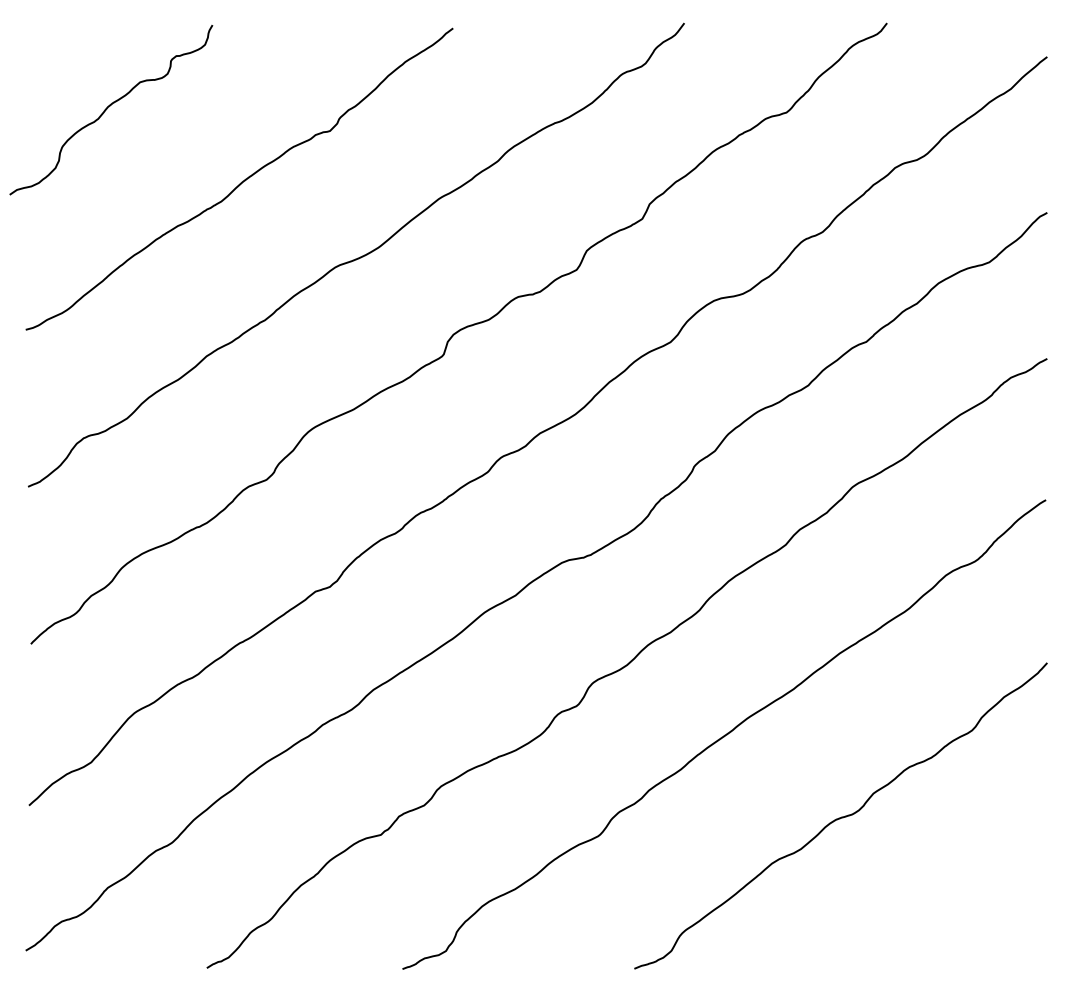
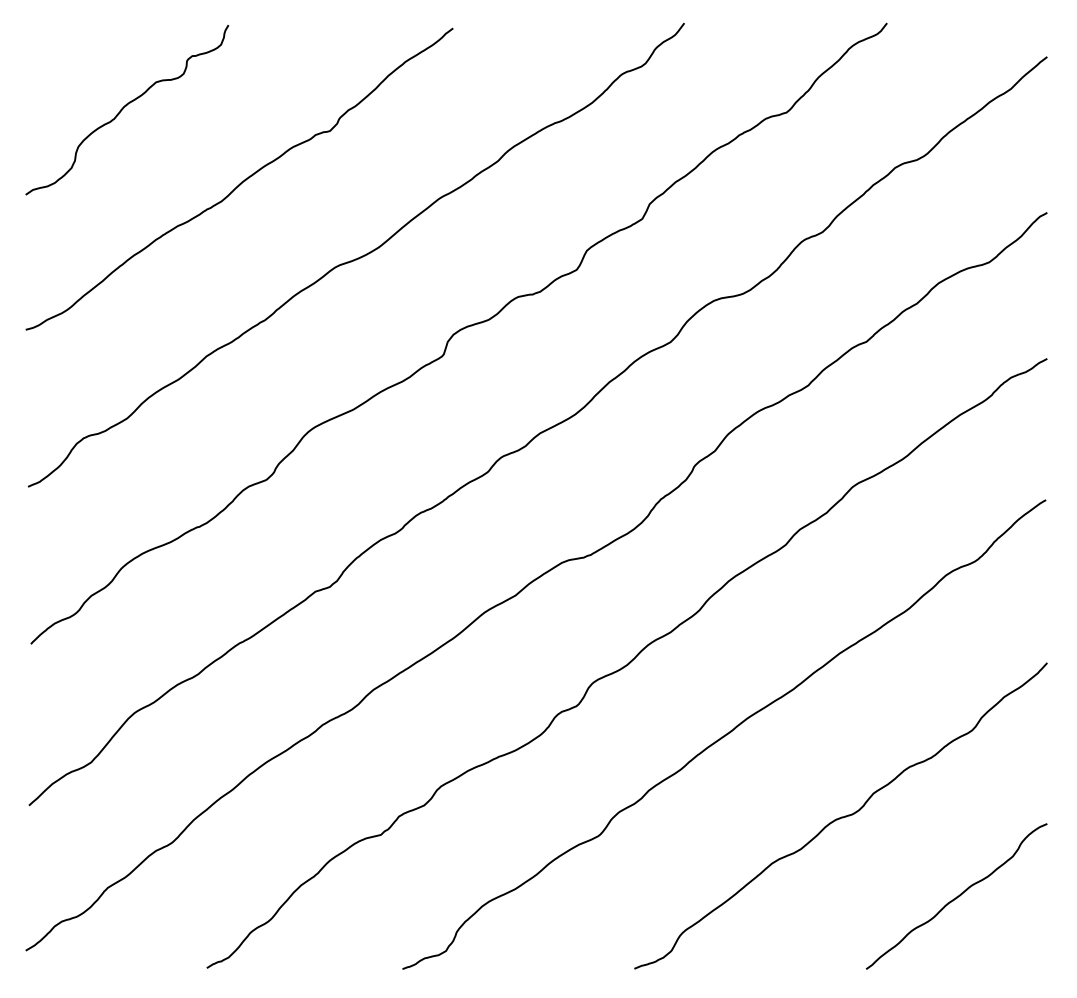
curve position: (109, 107) -> (125, 107) (125, 107)
curve: none -> present (956, 896)
